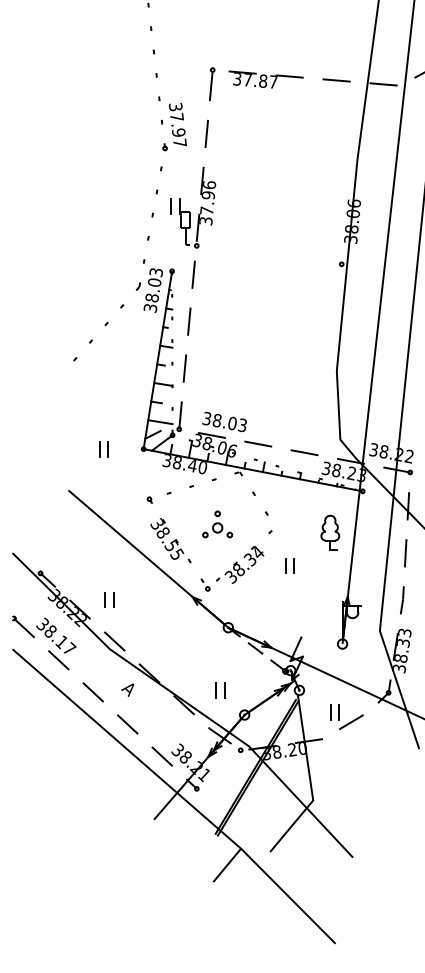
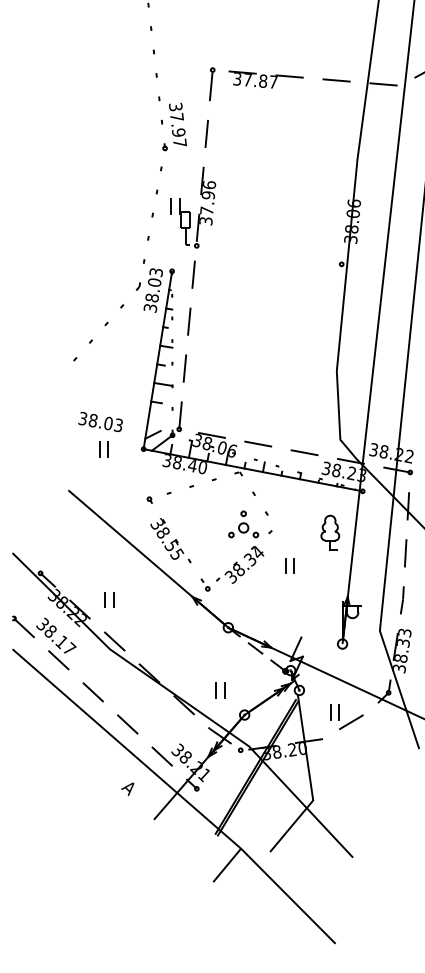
text position: (224, 421) -> (100, 421) (100, 421)
line: present -> none (160, 422)
part position: (217, 524) -> (243, 524) (243, 524)
text position: (127, 689) -> (127, 788) (127, 788)
